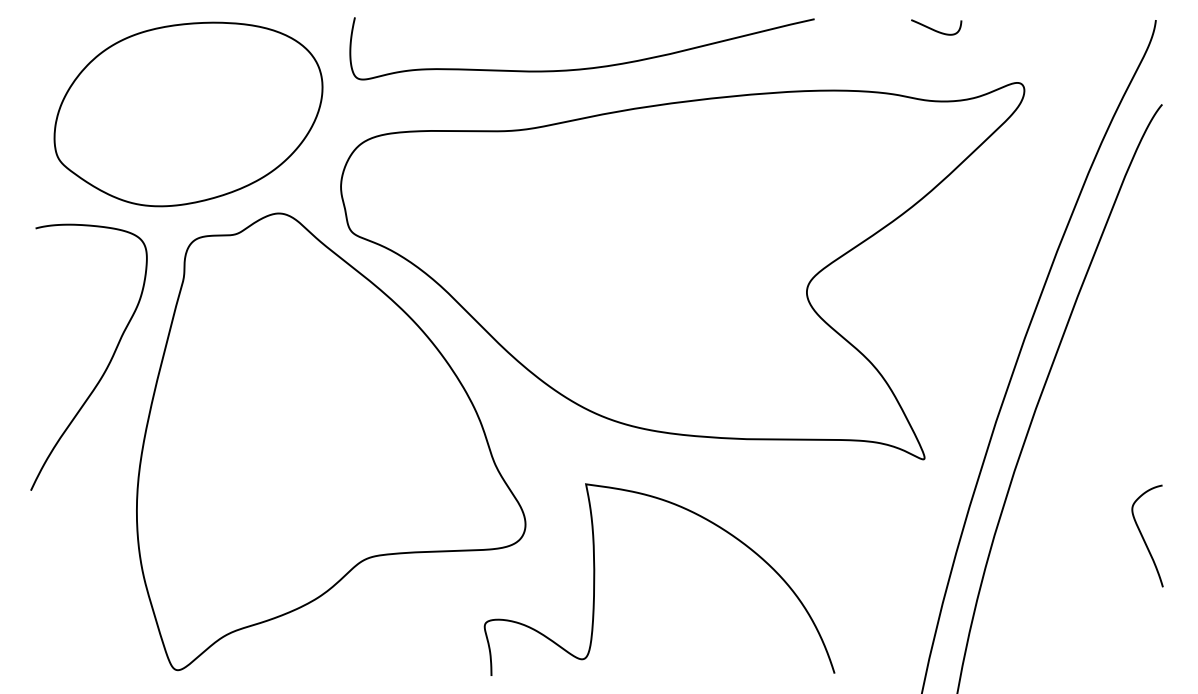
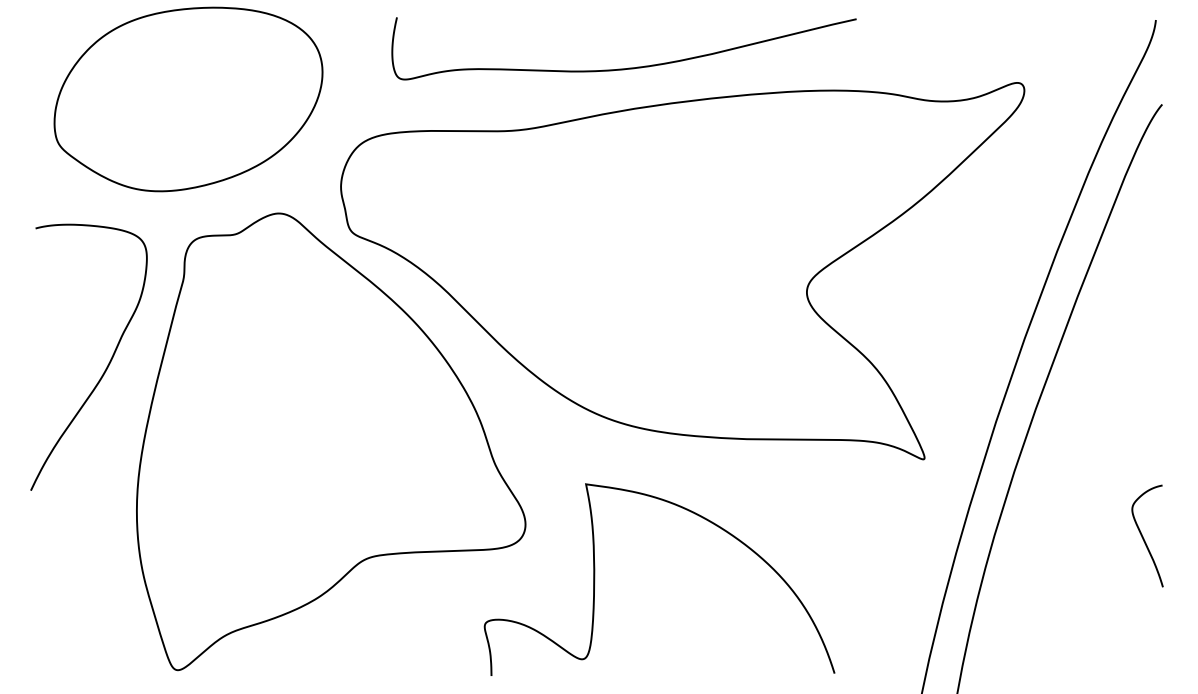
curve: present -> none (935, 29)
curve position: (586, 67) -> (628, 67) (628, 67)
part position: (188, 114) -> (188, 99) (188, 99)
